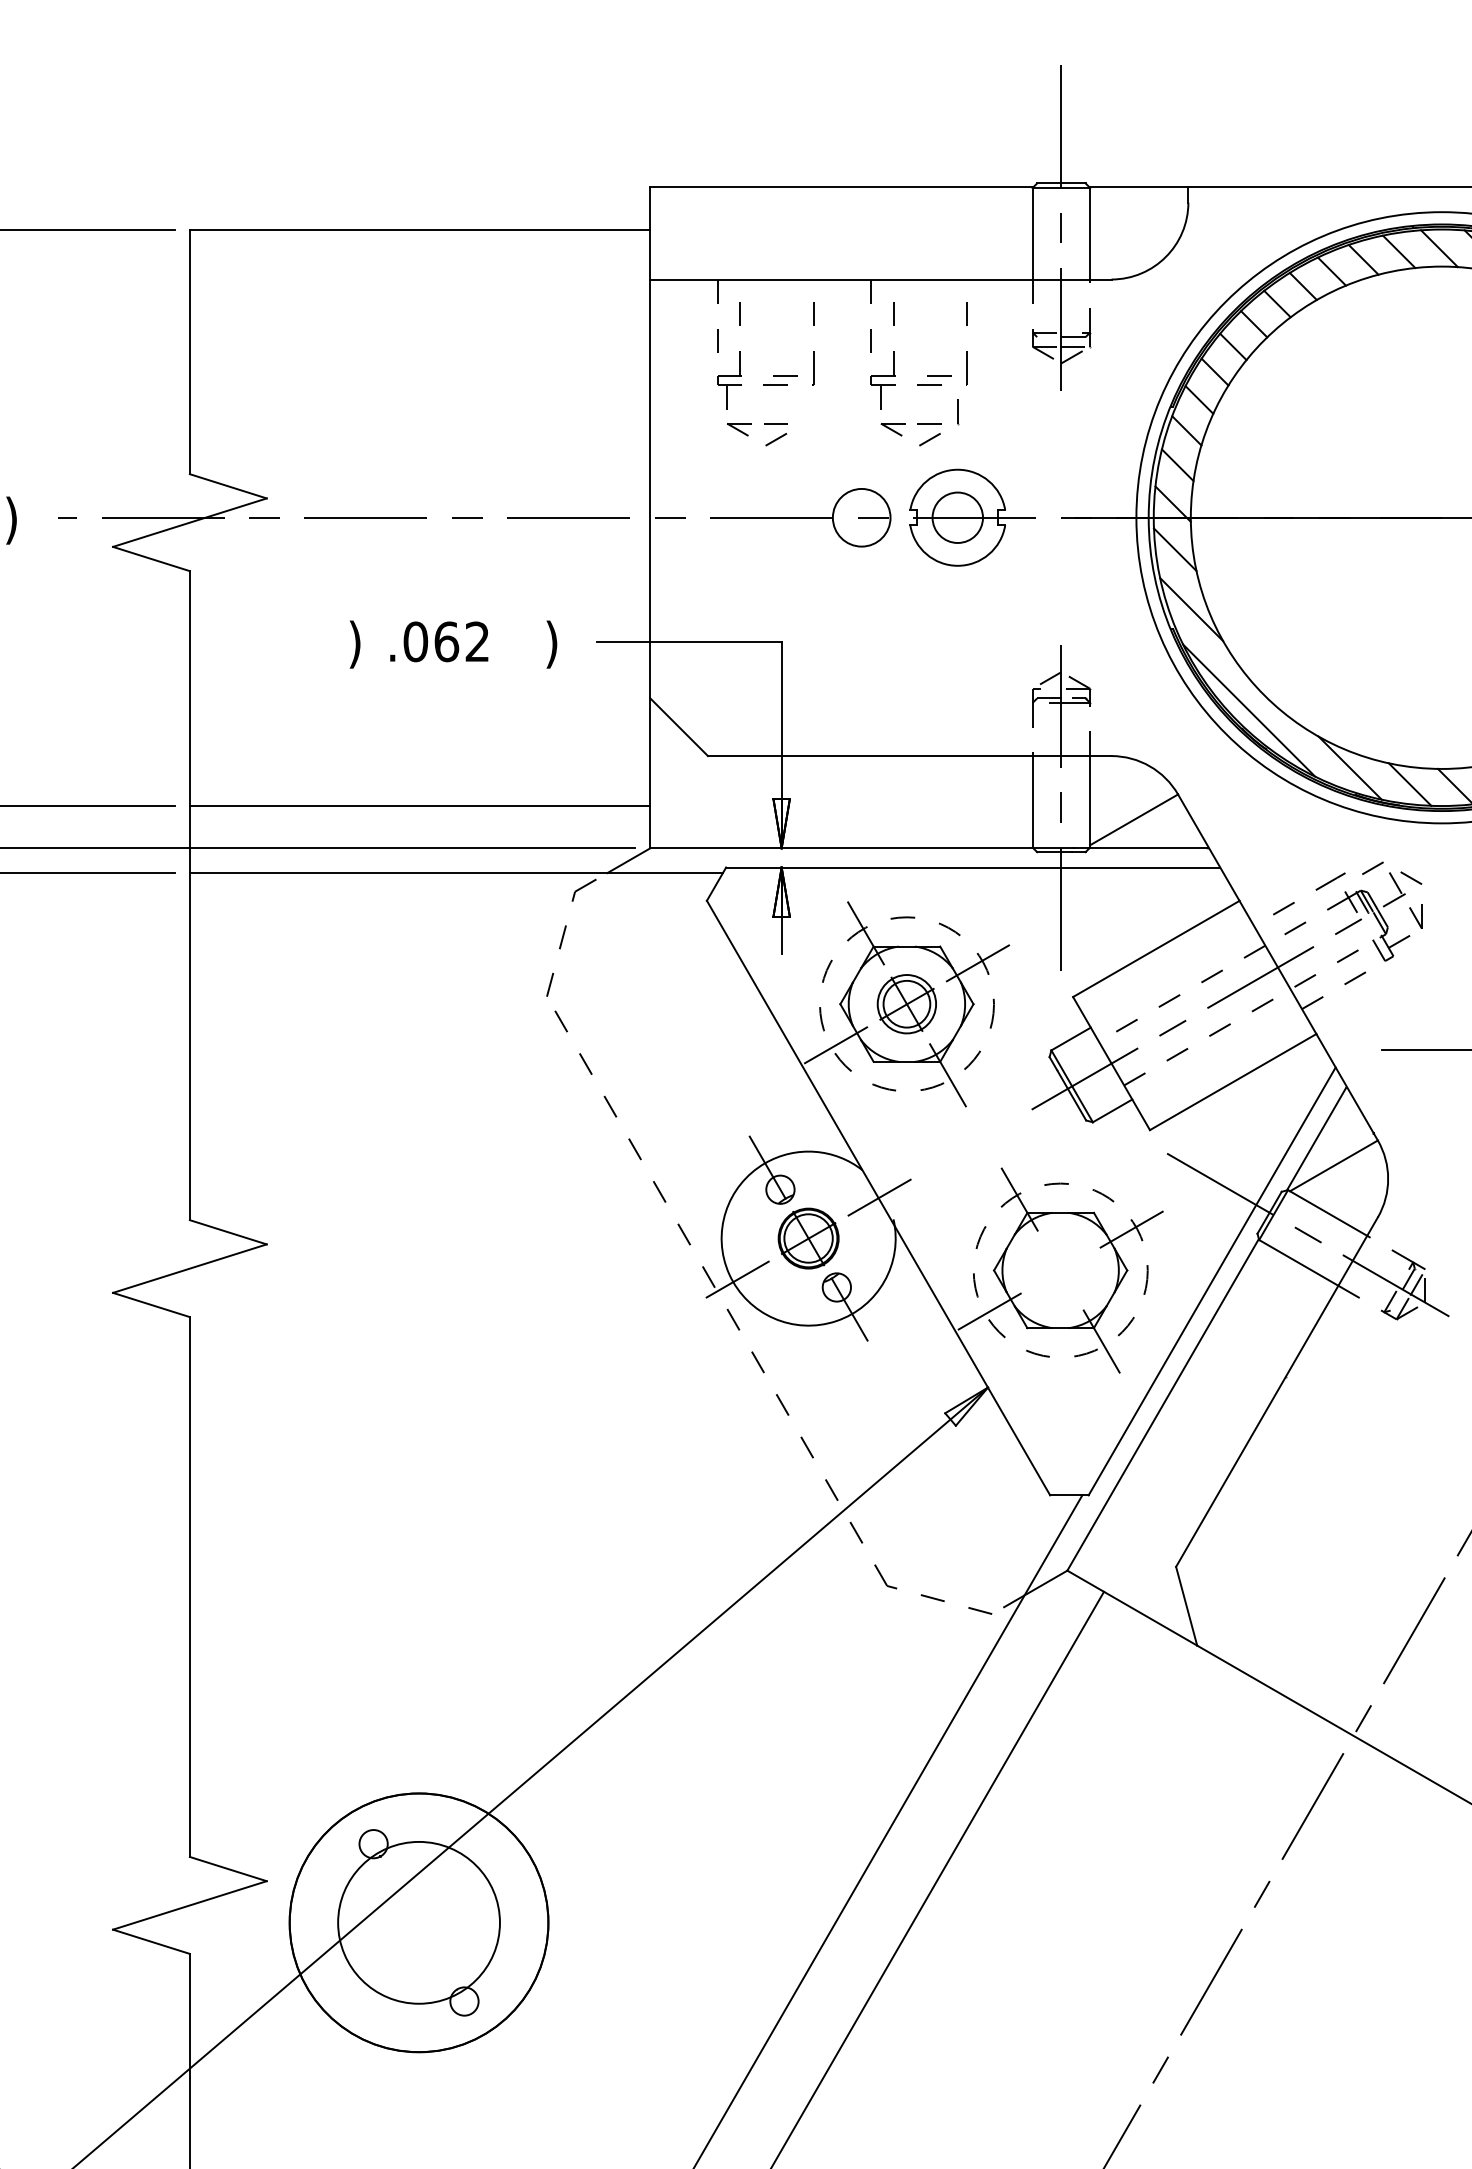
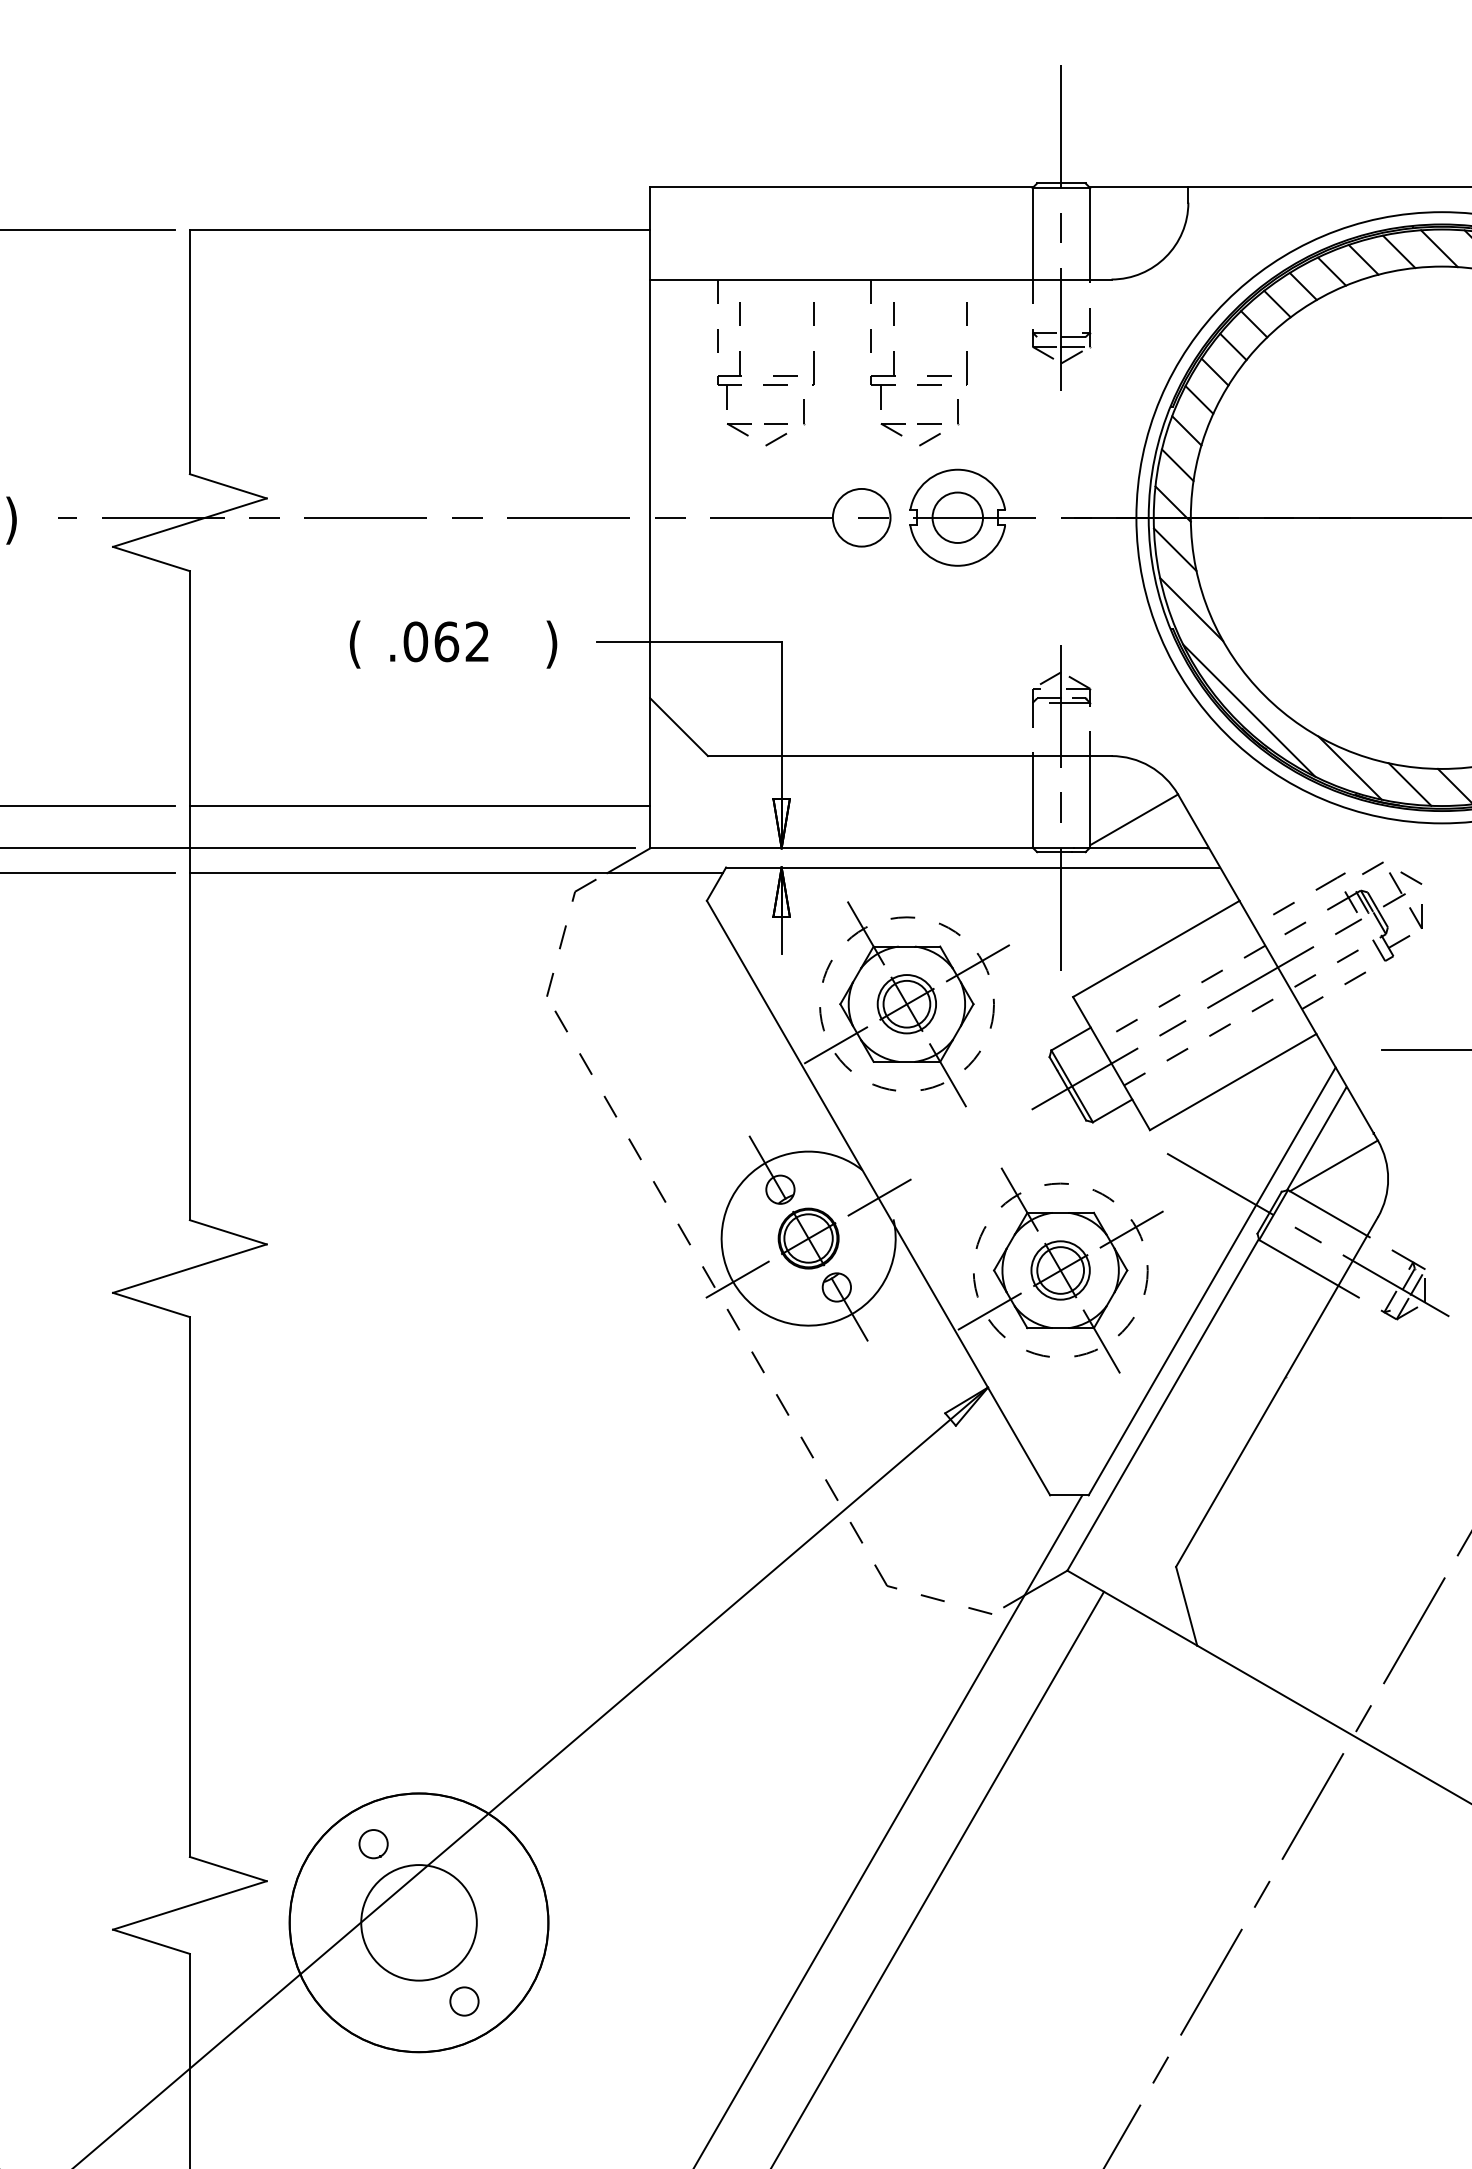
line: none -> present (804, 412)
text: ) -> ( (354, 644)
part: none -> present (1060, 1270)
circle diameter: 162 px -> 116 px (418, 1922)
